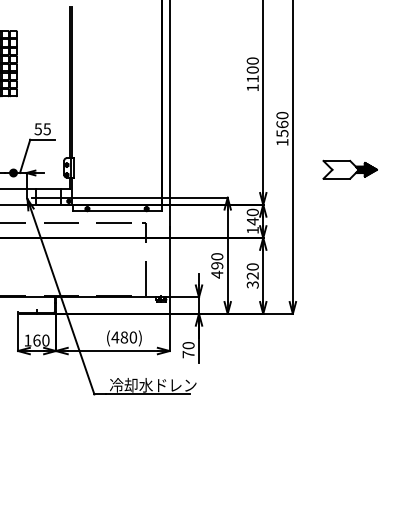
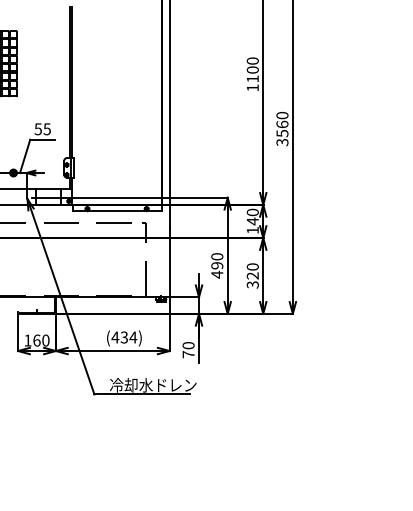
text: 1560 -> 3560 (282, 142)
part: present -> none (349, 169)
text: (480) -> (434) (128, 337)
